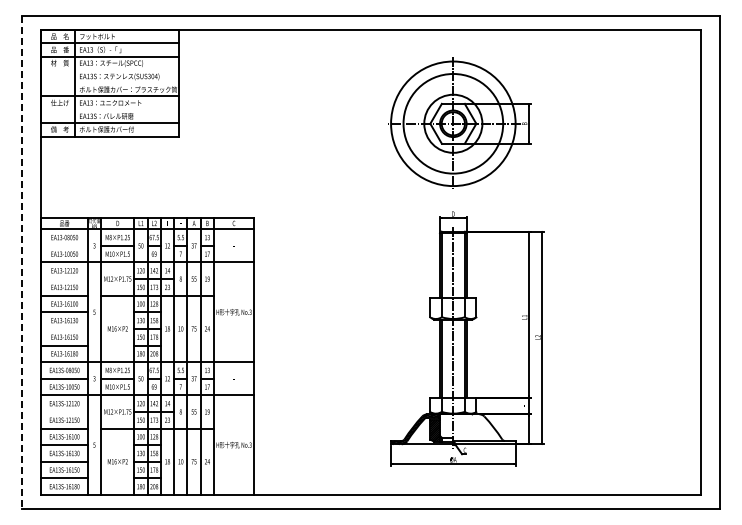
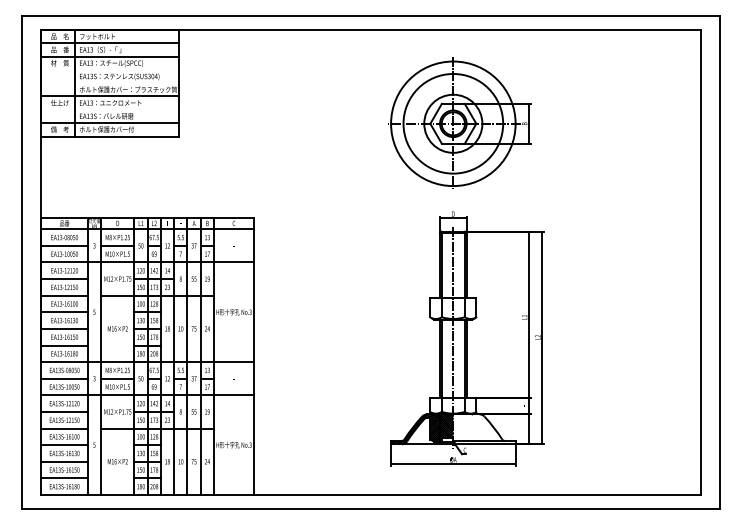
line: none -> present (64, 245)
line: dashed -> solid (22, 262)
line: none -> present (64, 279)
line: none -> present (64, 328)
line: none -> present (64, 411)
hatch: none -> present (446, 425)
